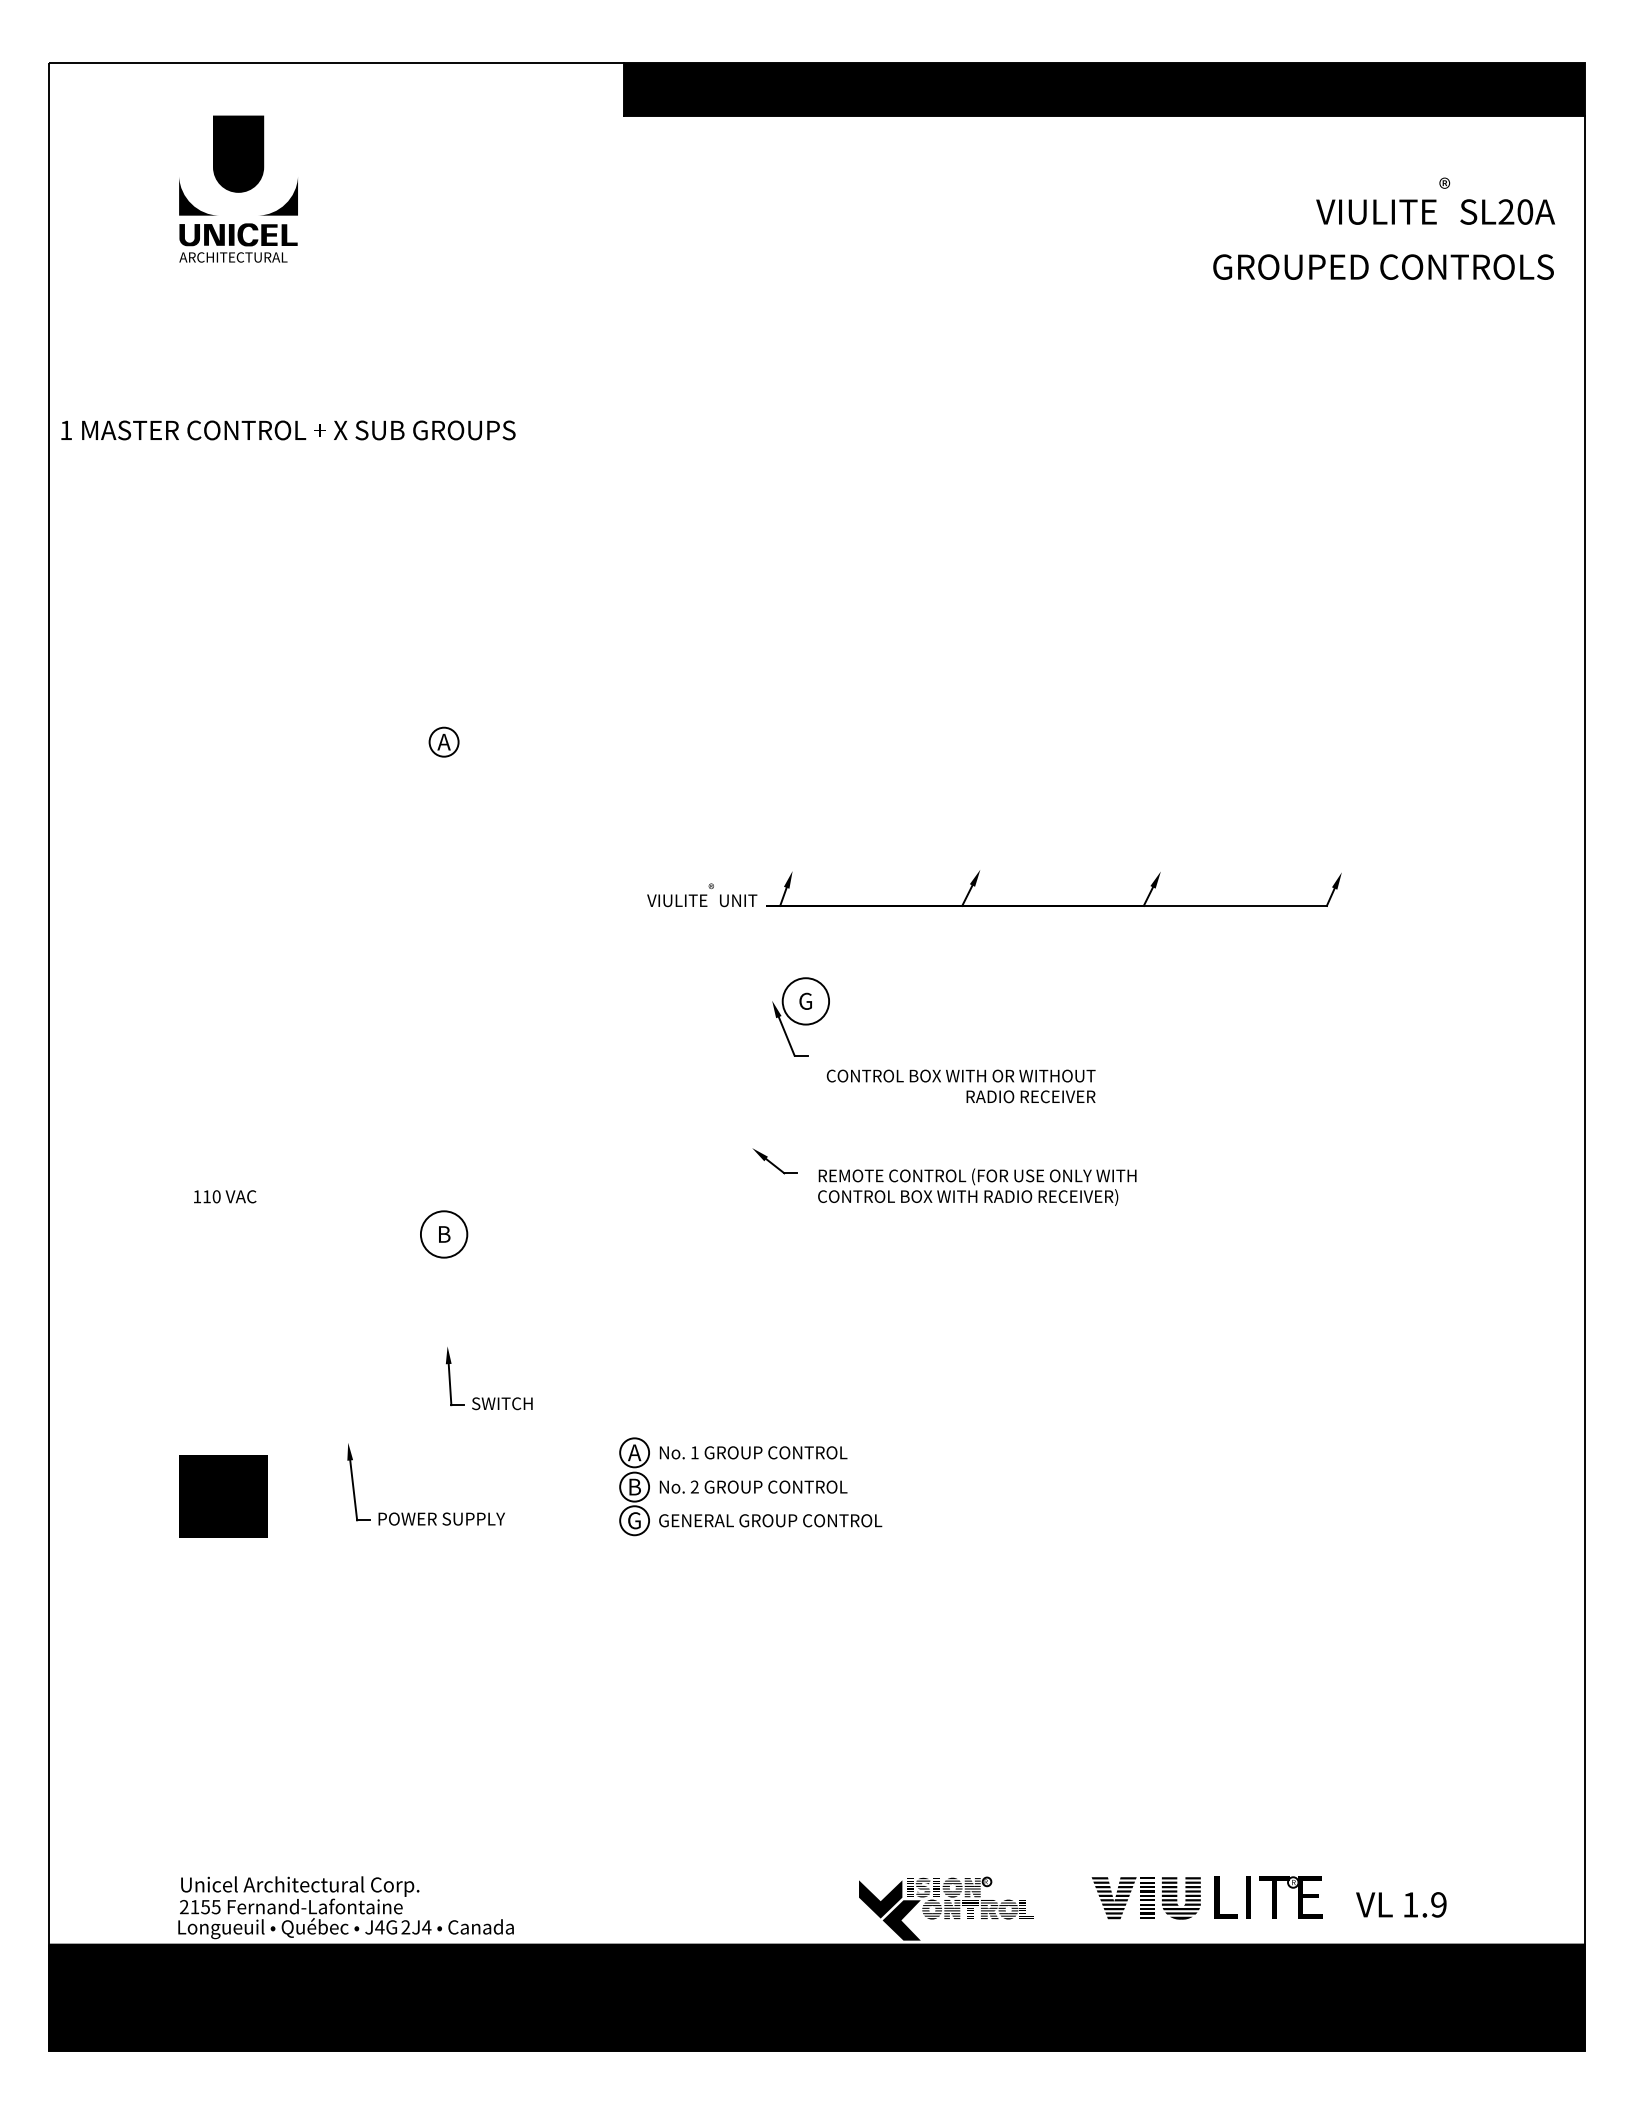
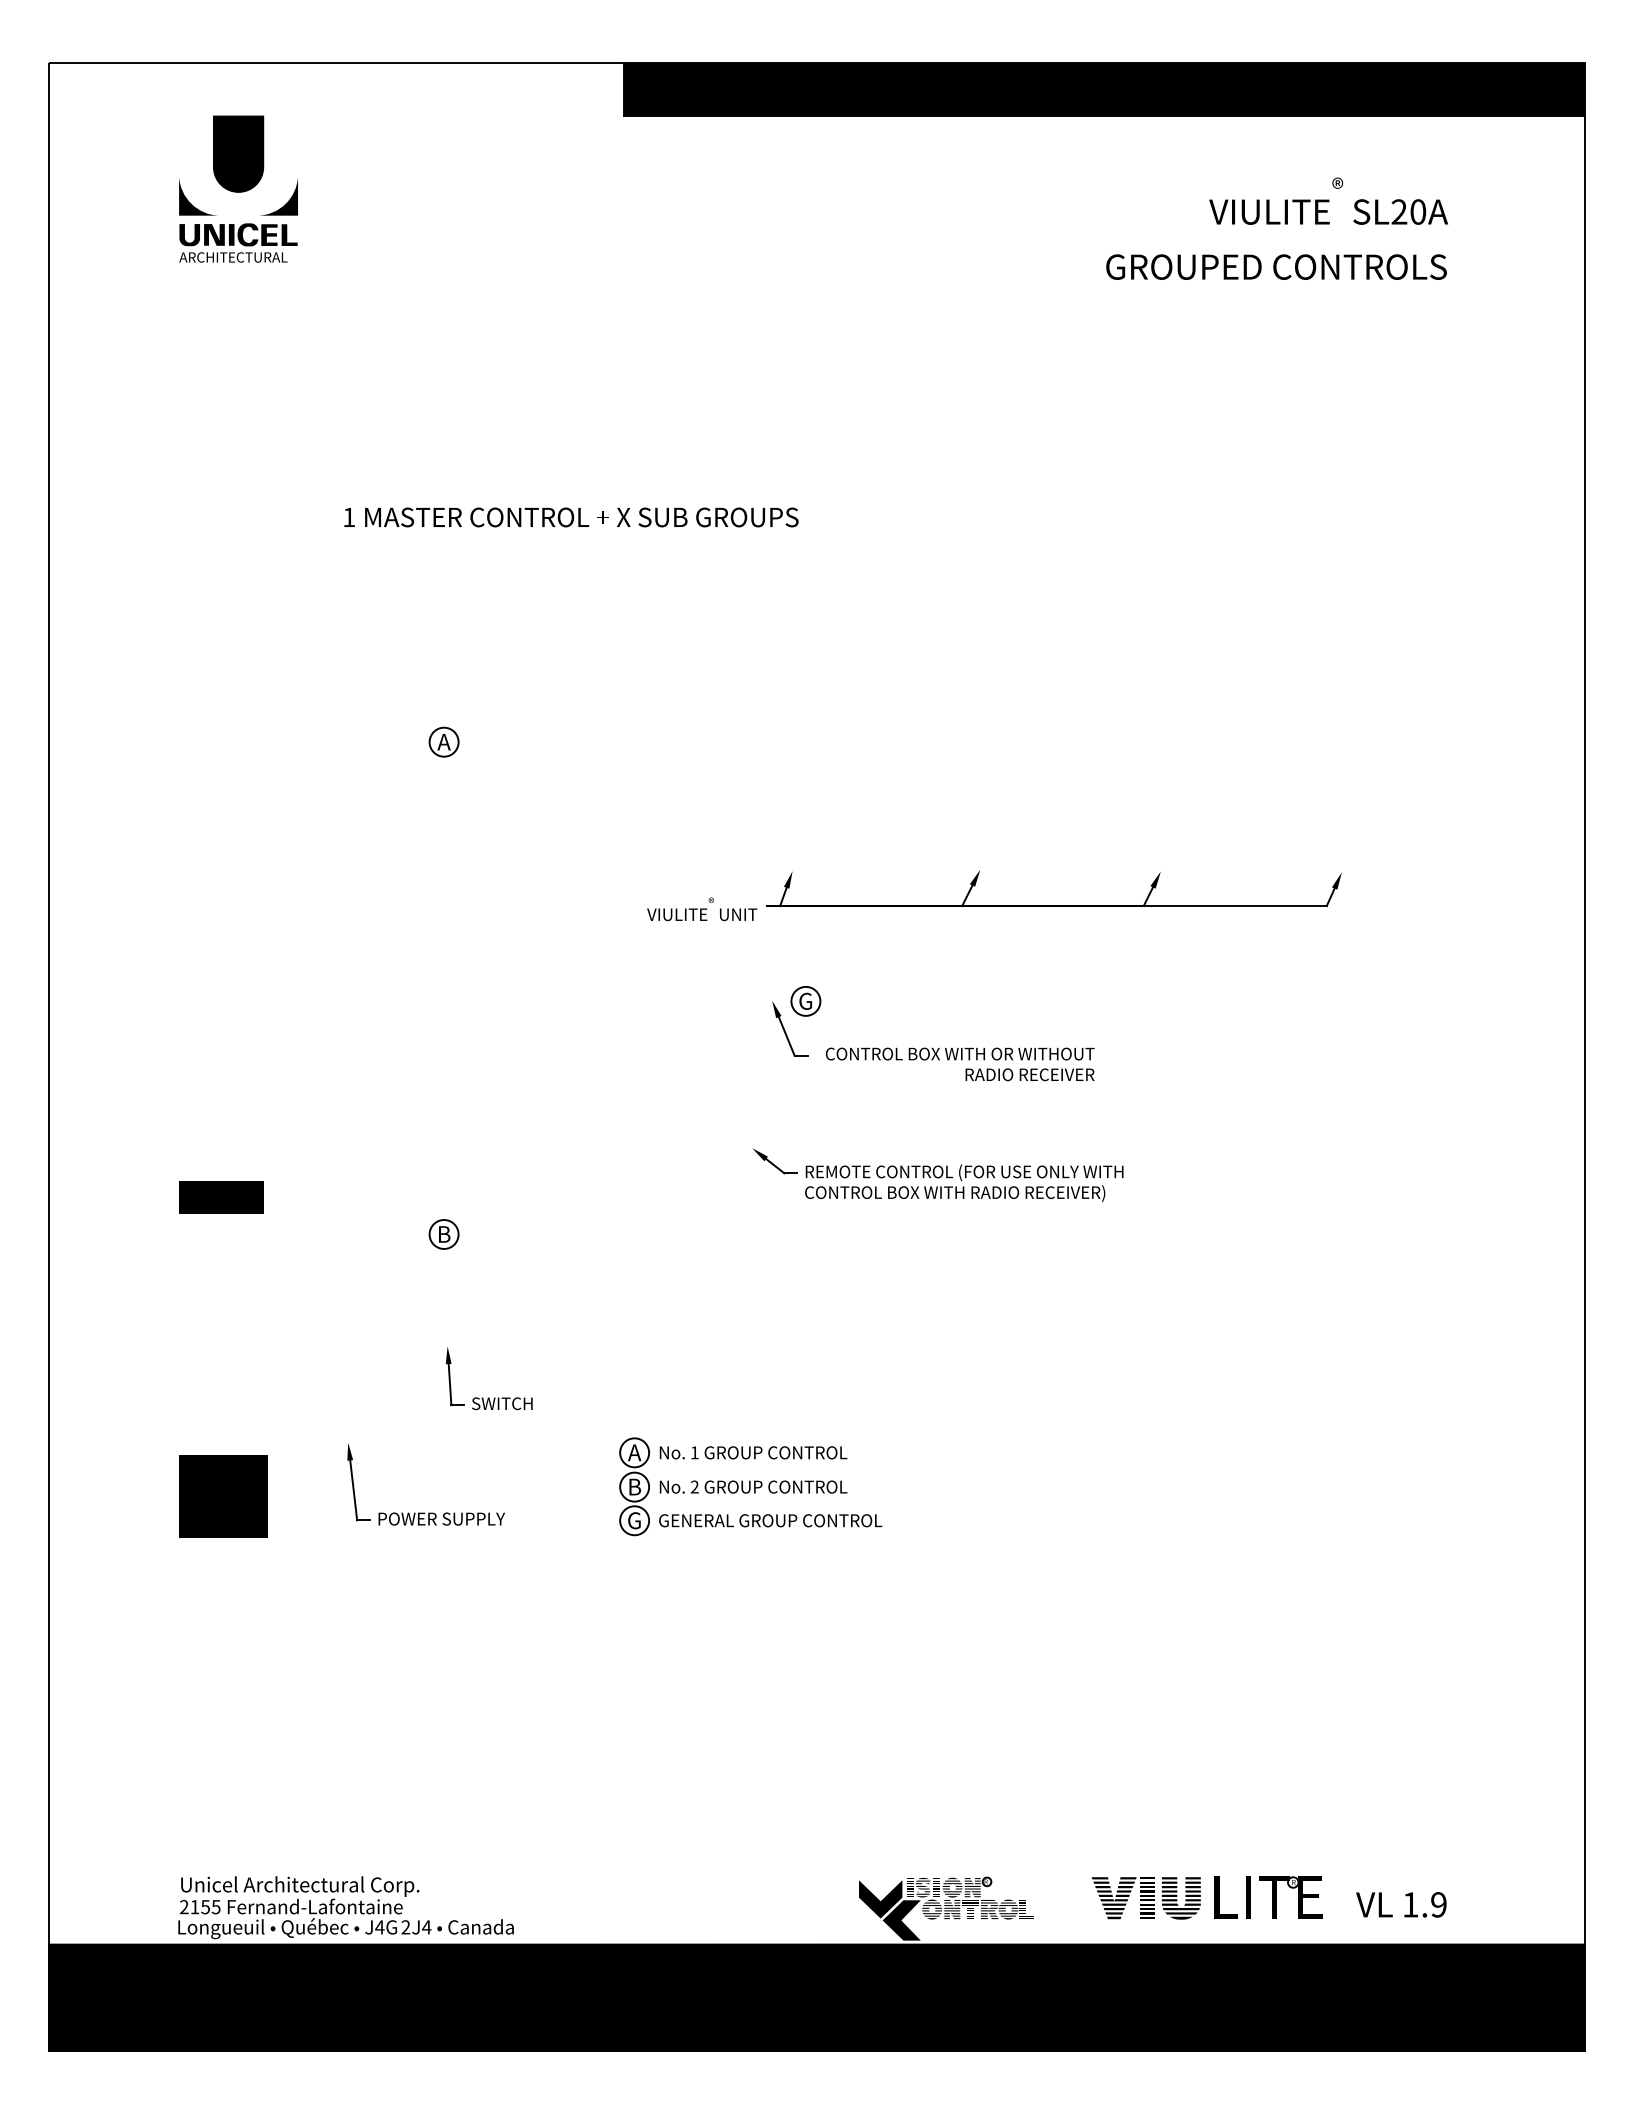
text position: (1384, 228) -> (1277, 228) (1277, 228)
text position: (288, 430) -> (571, 517) (571, 517)
text position: (702, 895) -> (702, 909) (702, 909)
circle diameter: 46 px -> 29 px (805, 1000)
text position: (960, 1086) -> (959, 1064) (959, 1064)
text position: (977, 1186) -> (964, 1182) (964, 1182)
fill: none -> present (221, 1197)
circle diameter: 46 px -> 29 px (443, 1233)
